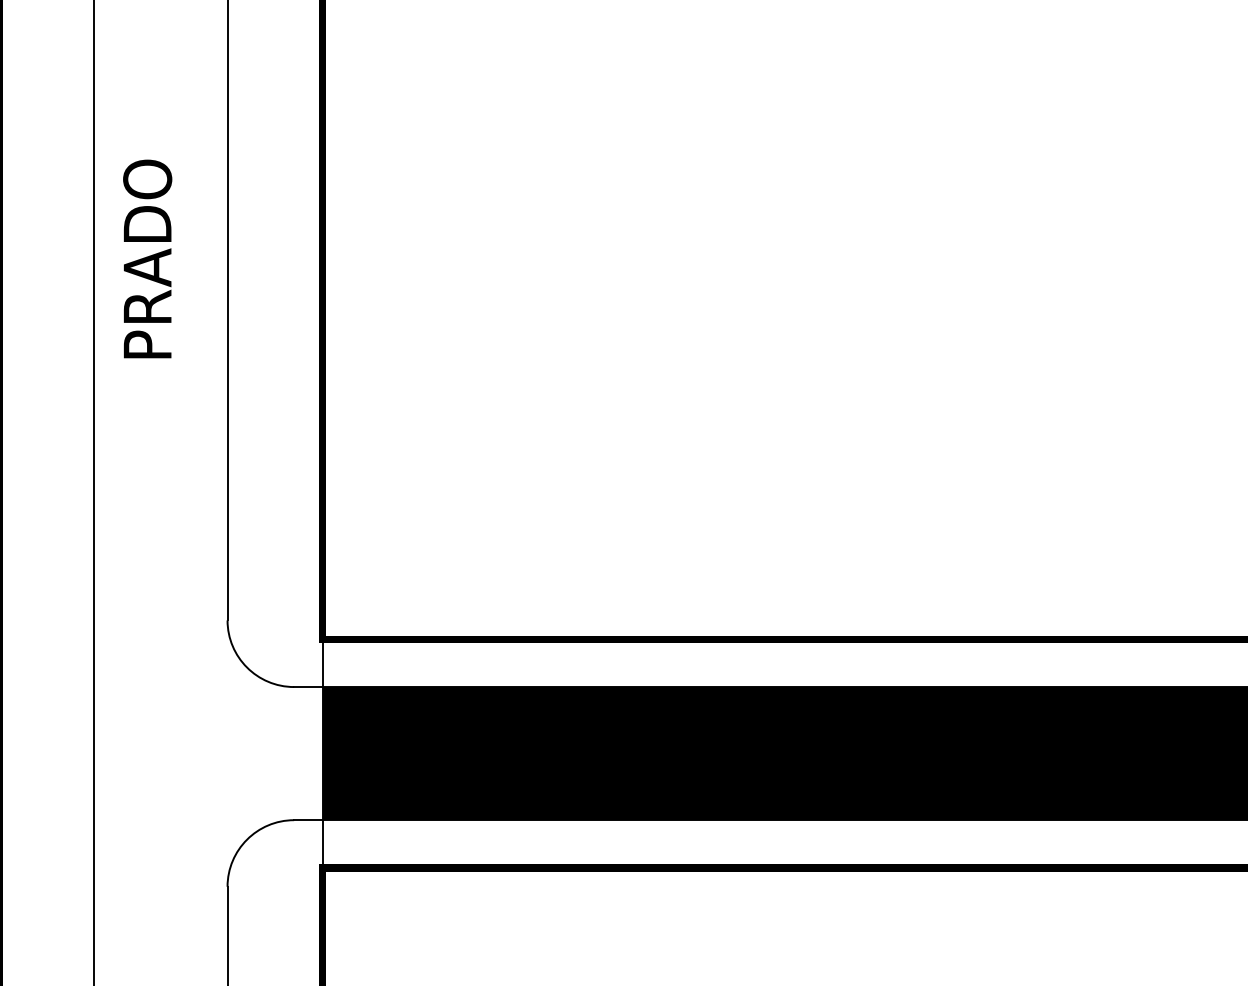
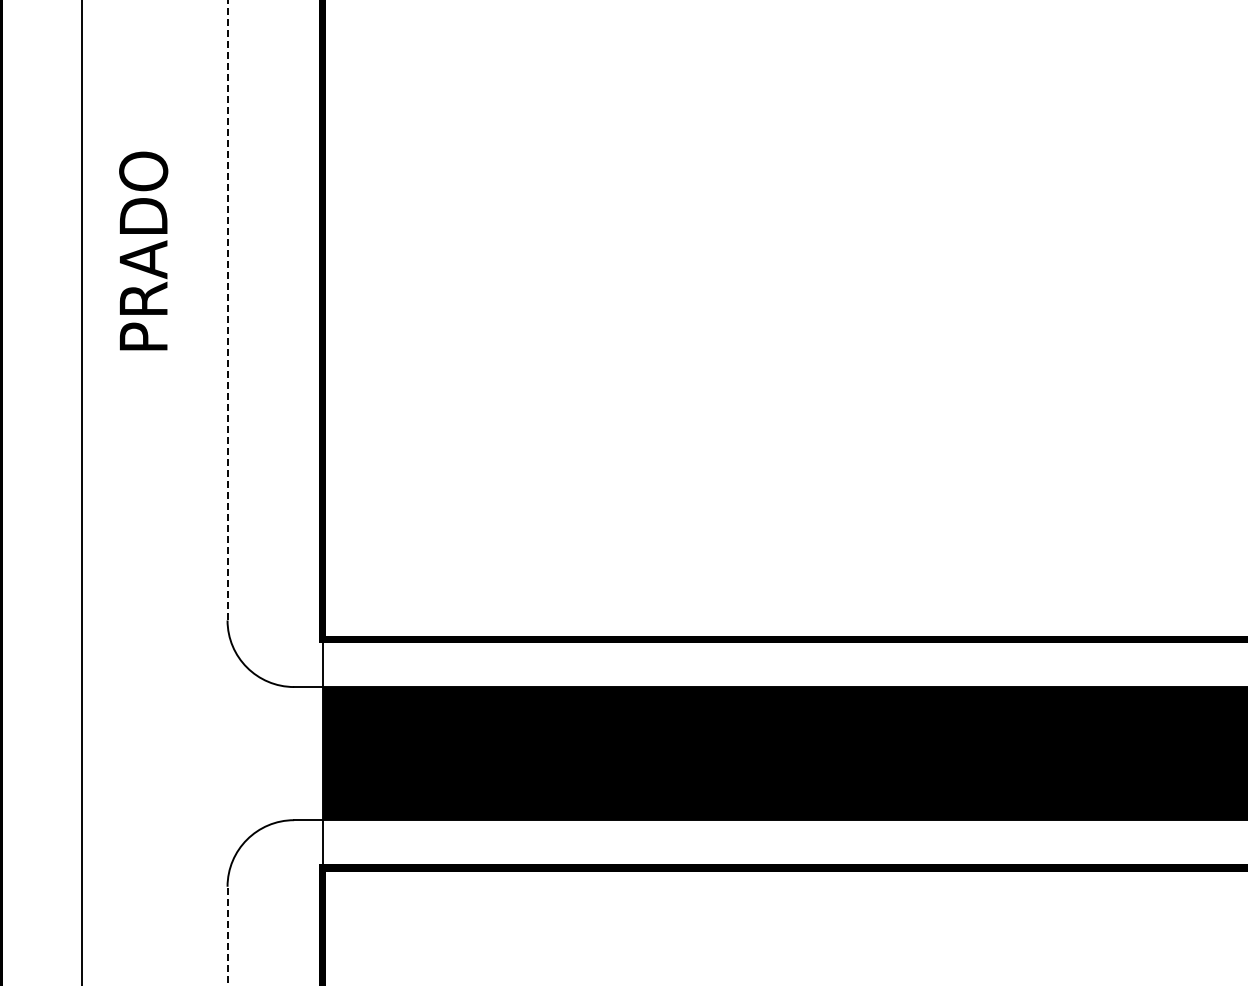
text position: (147, 258) -> (143, 250) (143, 250)
line: solid -> dashed (227, 309)
line position: (94, 492) -> (82, 492) (82, 492)
line: solid -> dashed (227, 935)
